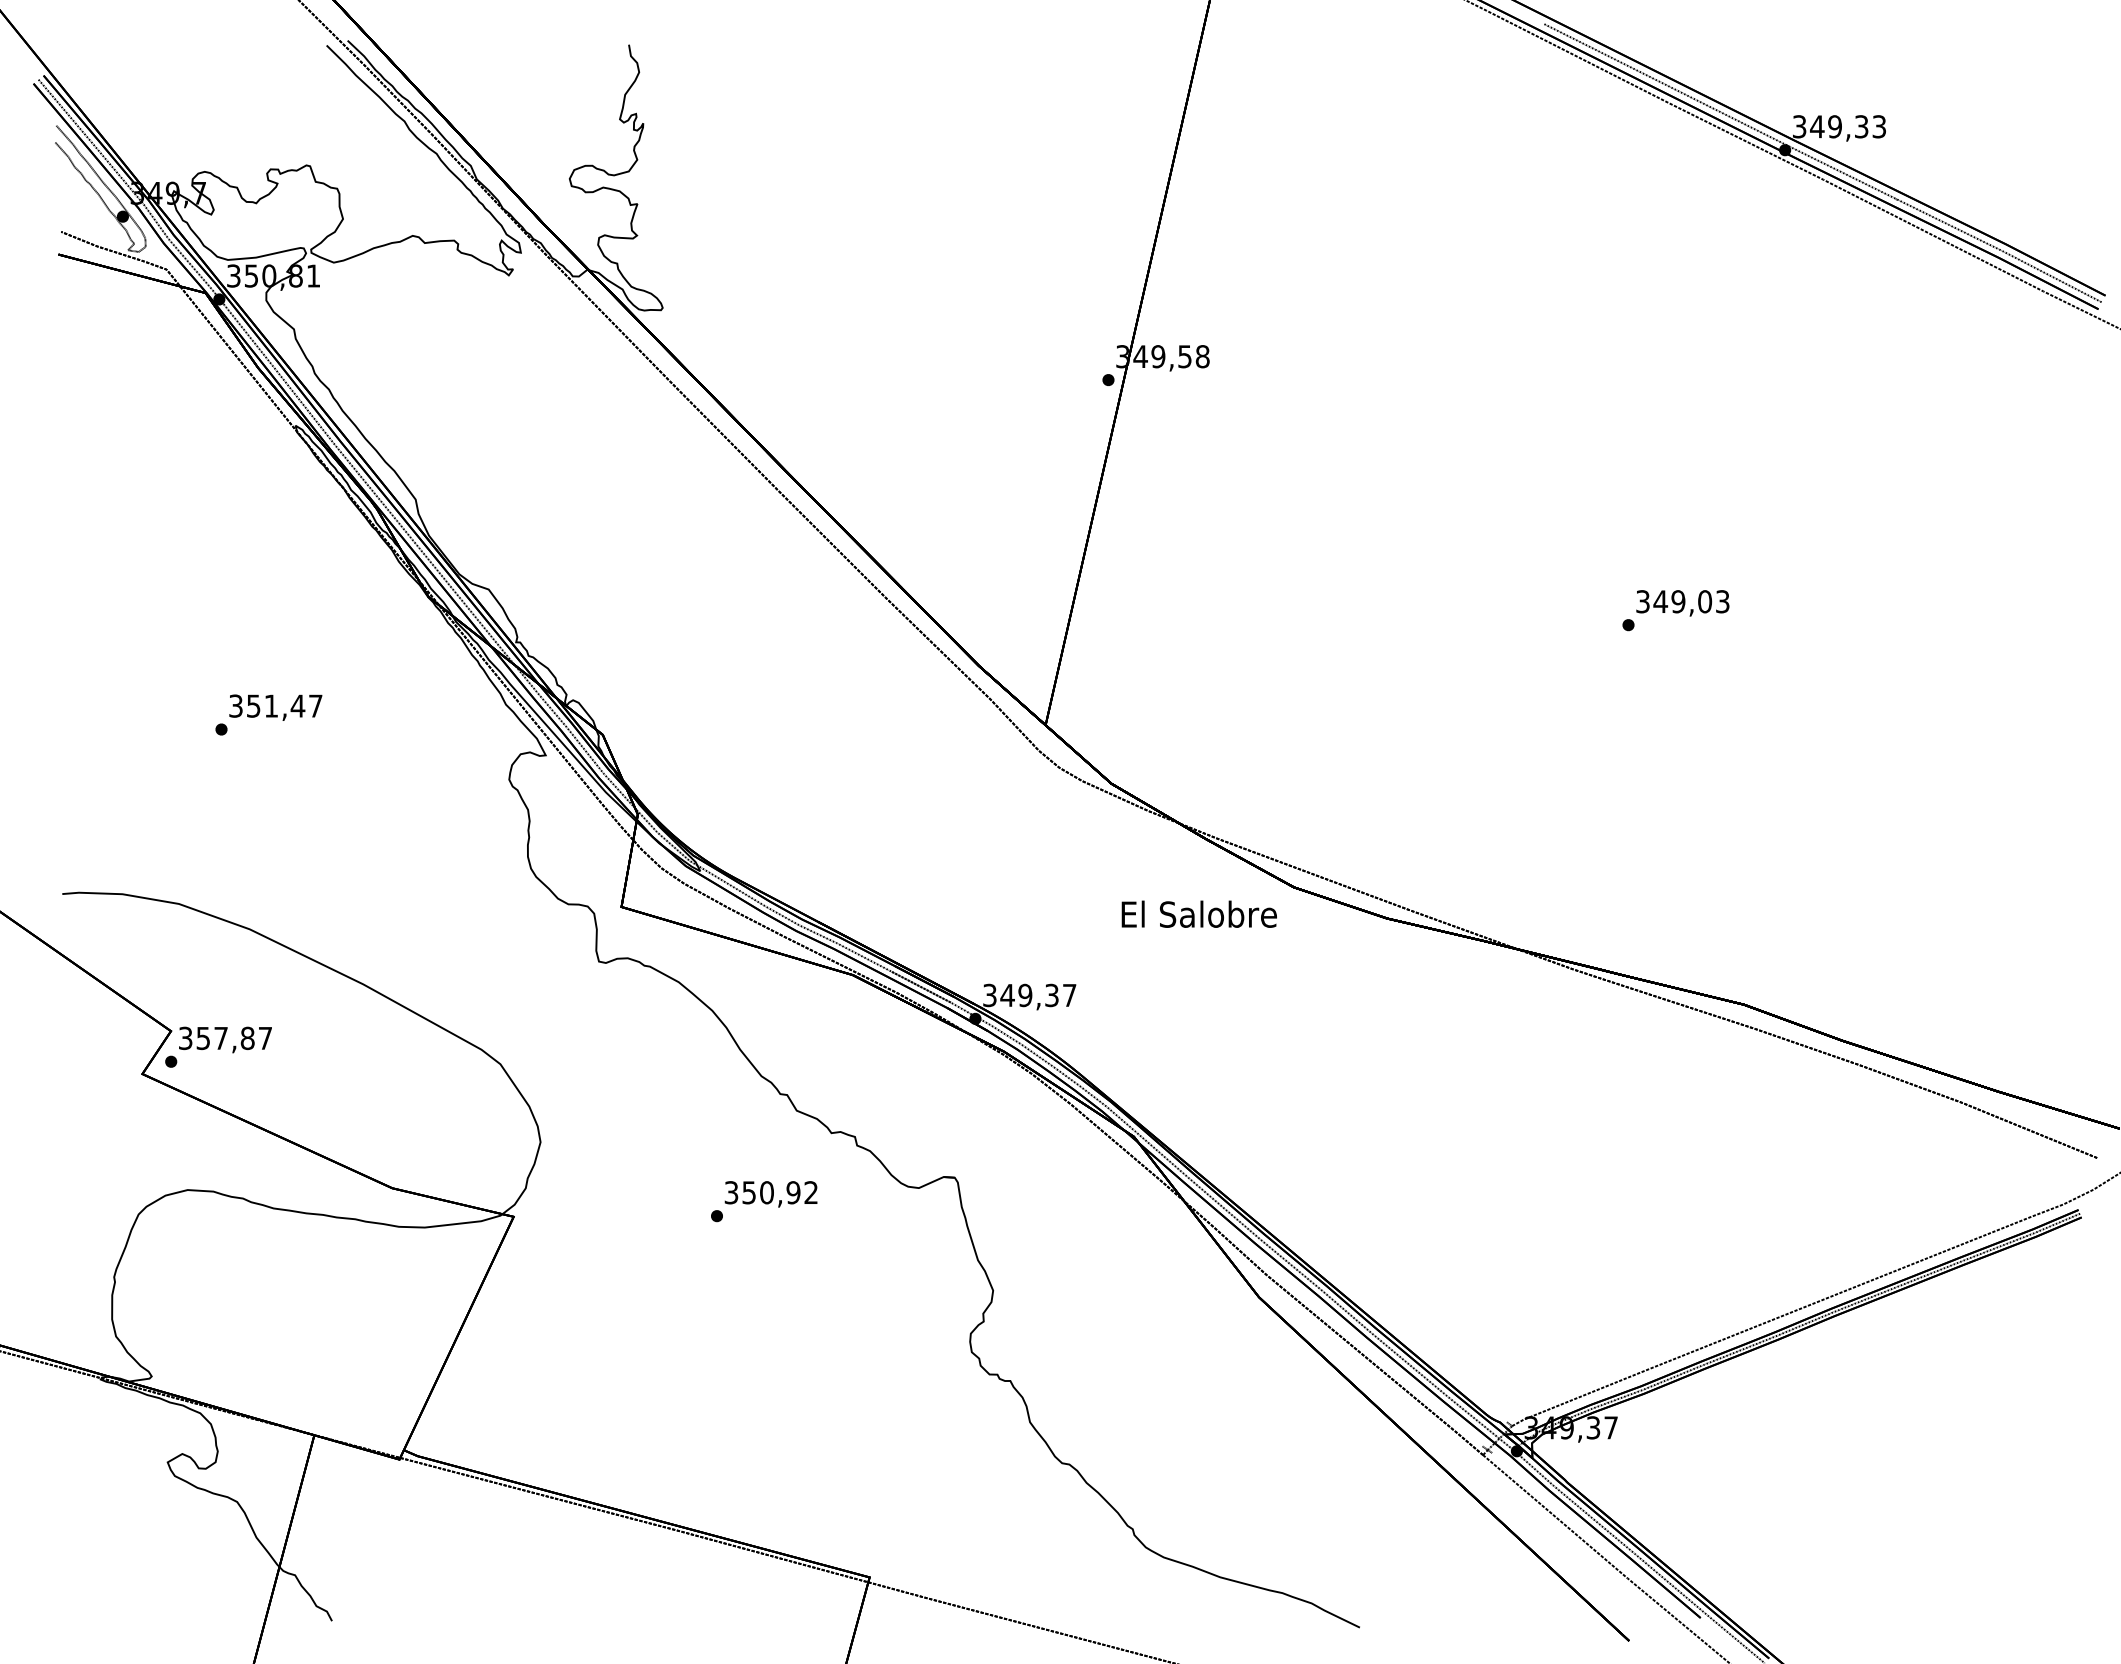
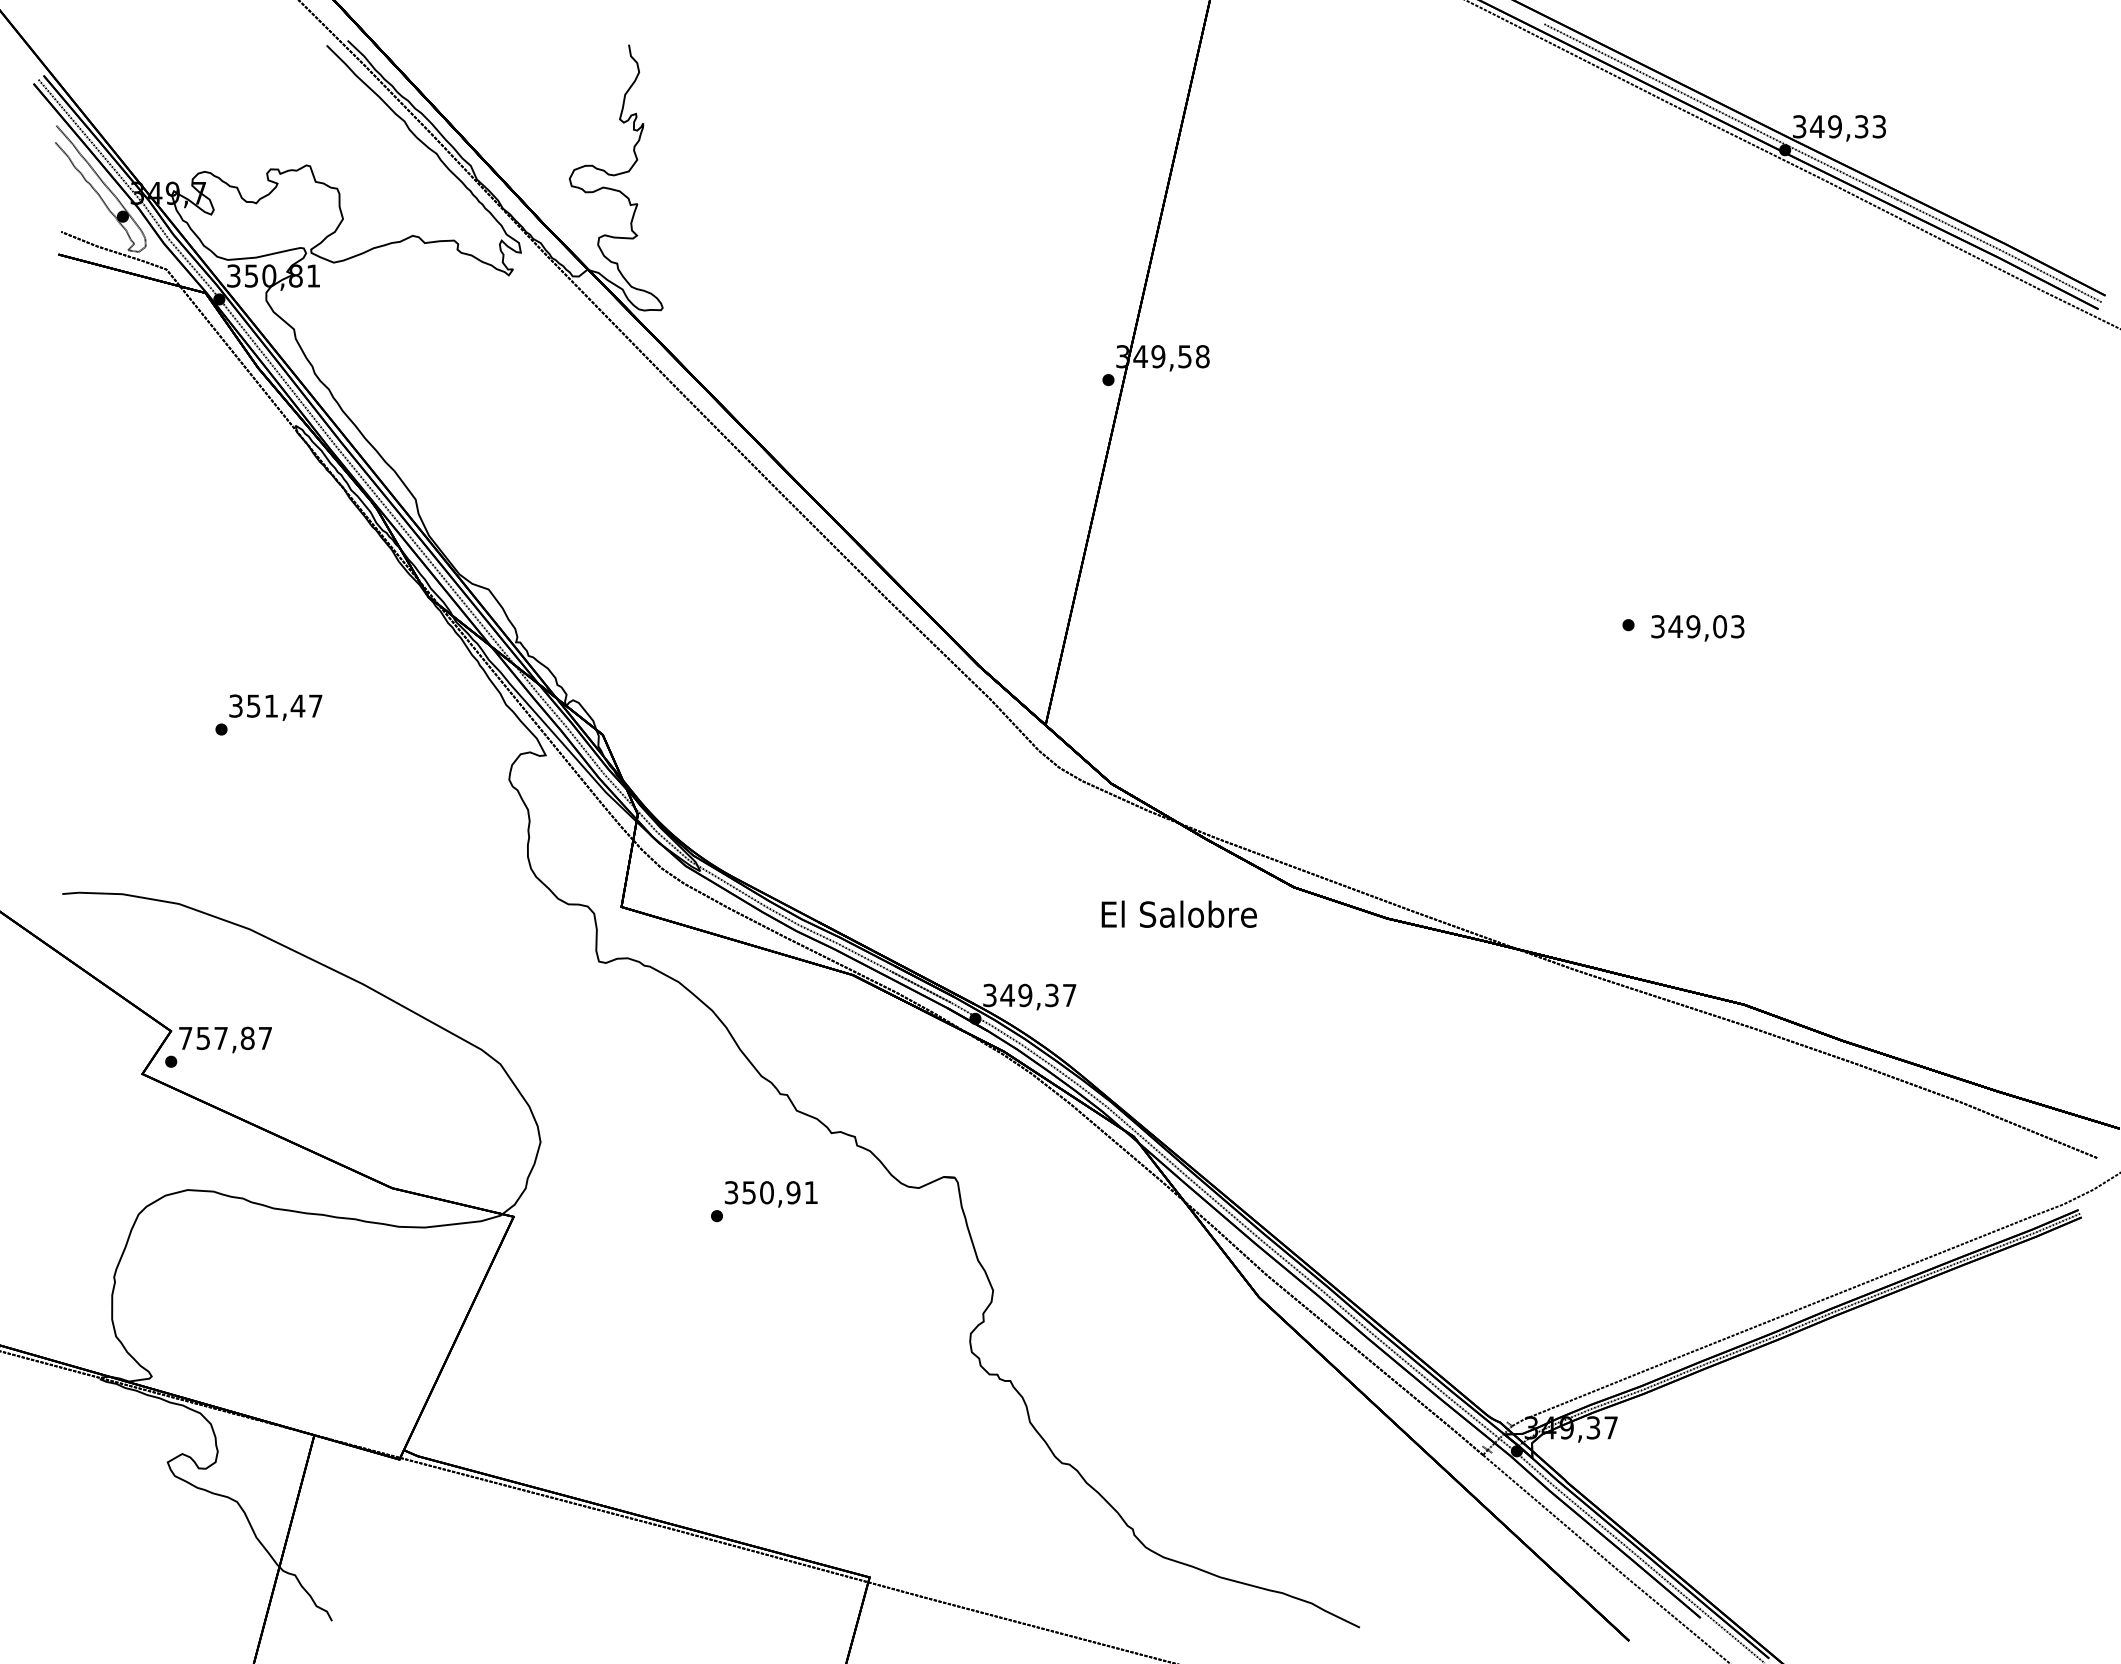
text position: (1682, 603) -> (1697, 628) (1697, 628)
text position: (1198, 913) -> (1178, 913) (1178, 913)
text: 357,87 -> 757,87 (185, 1038)
text: 350,92 -> 350,91 (810, 1192)
